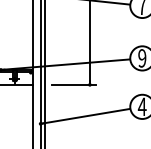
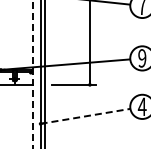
line: solid -> dashed (33, 74)
line: solid -> dashed (85, 116)
